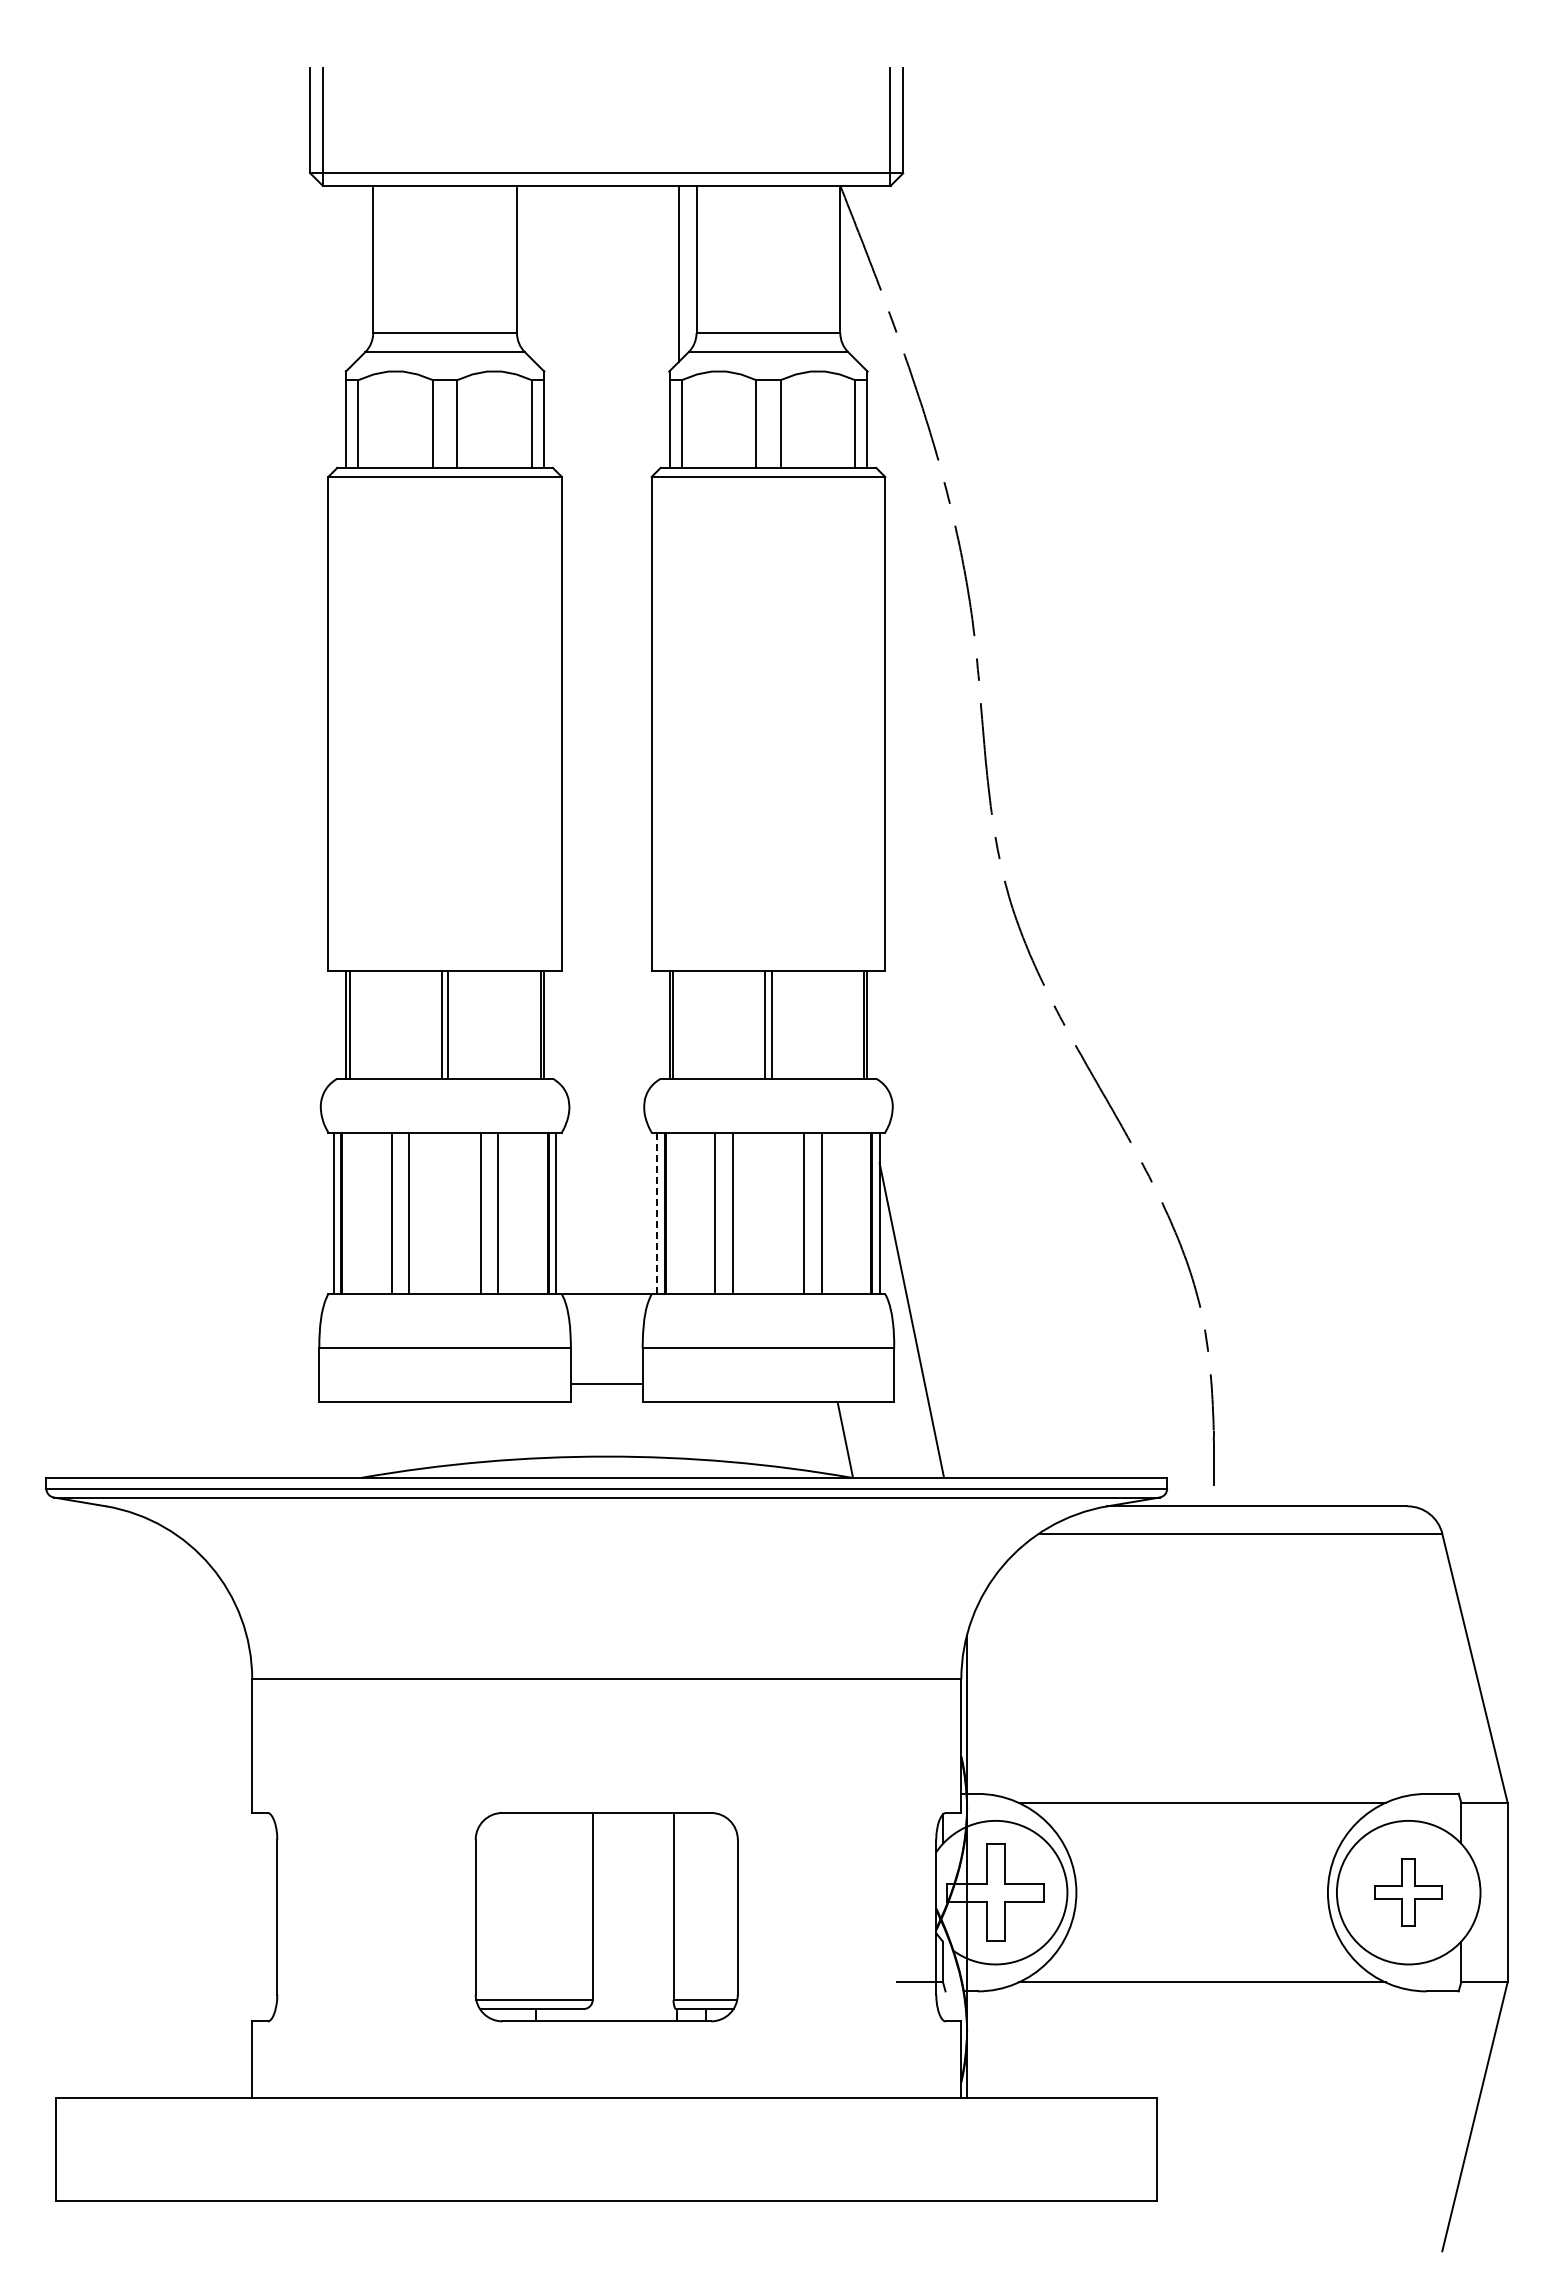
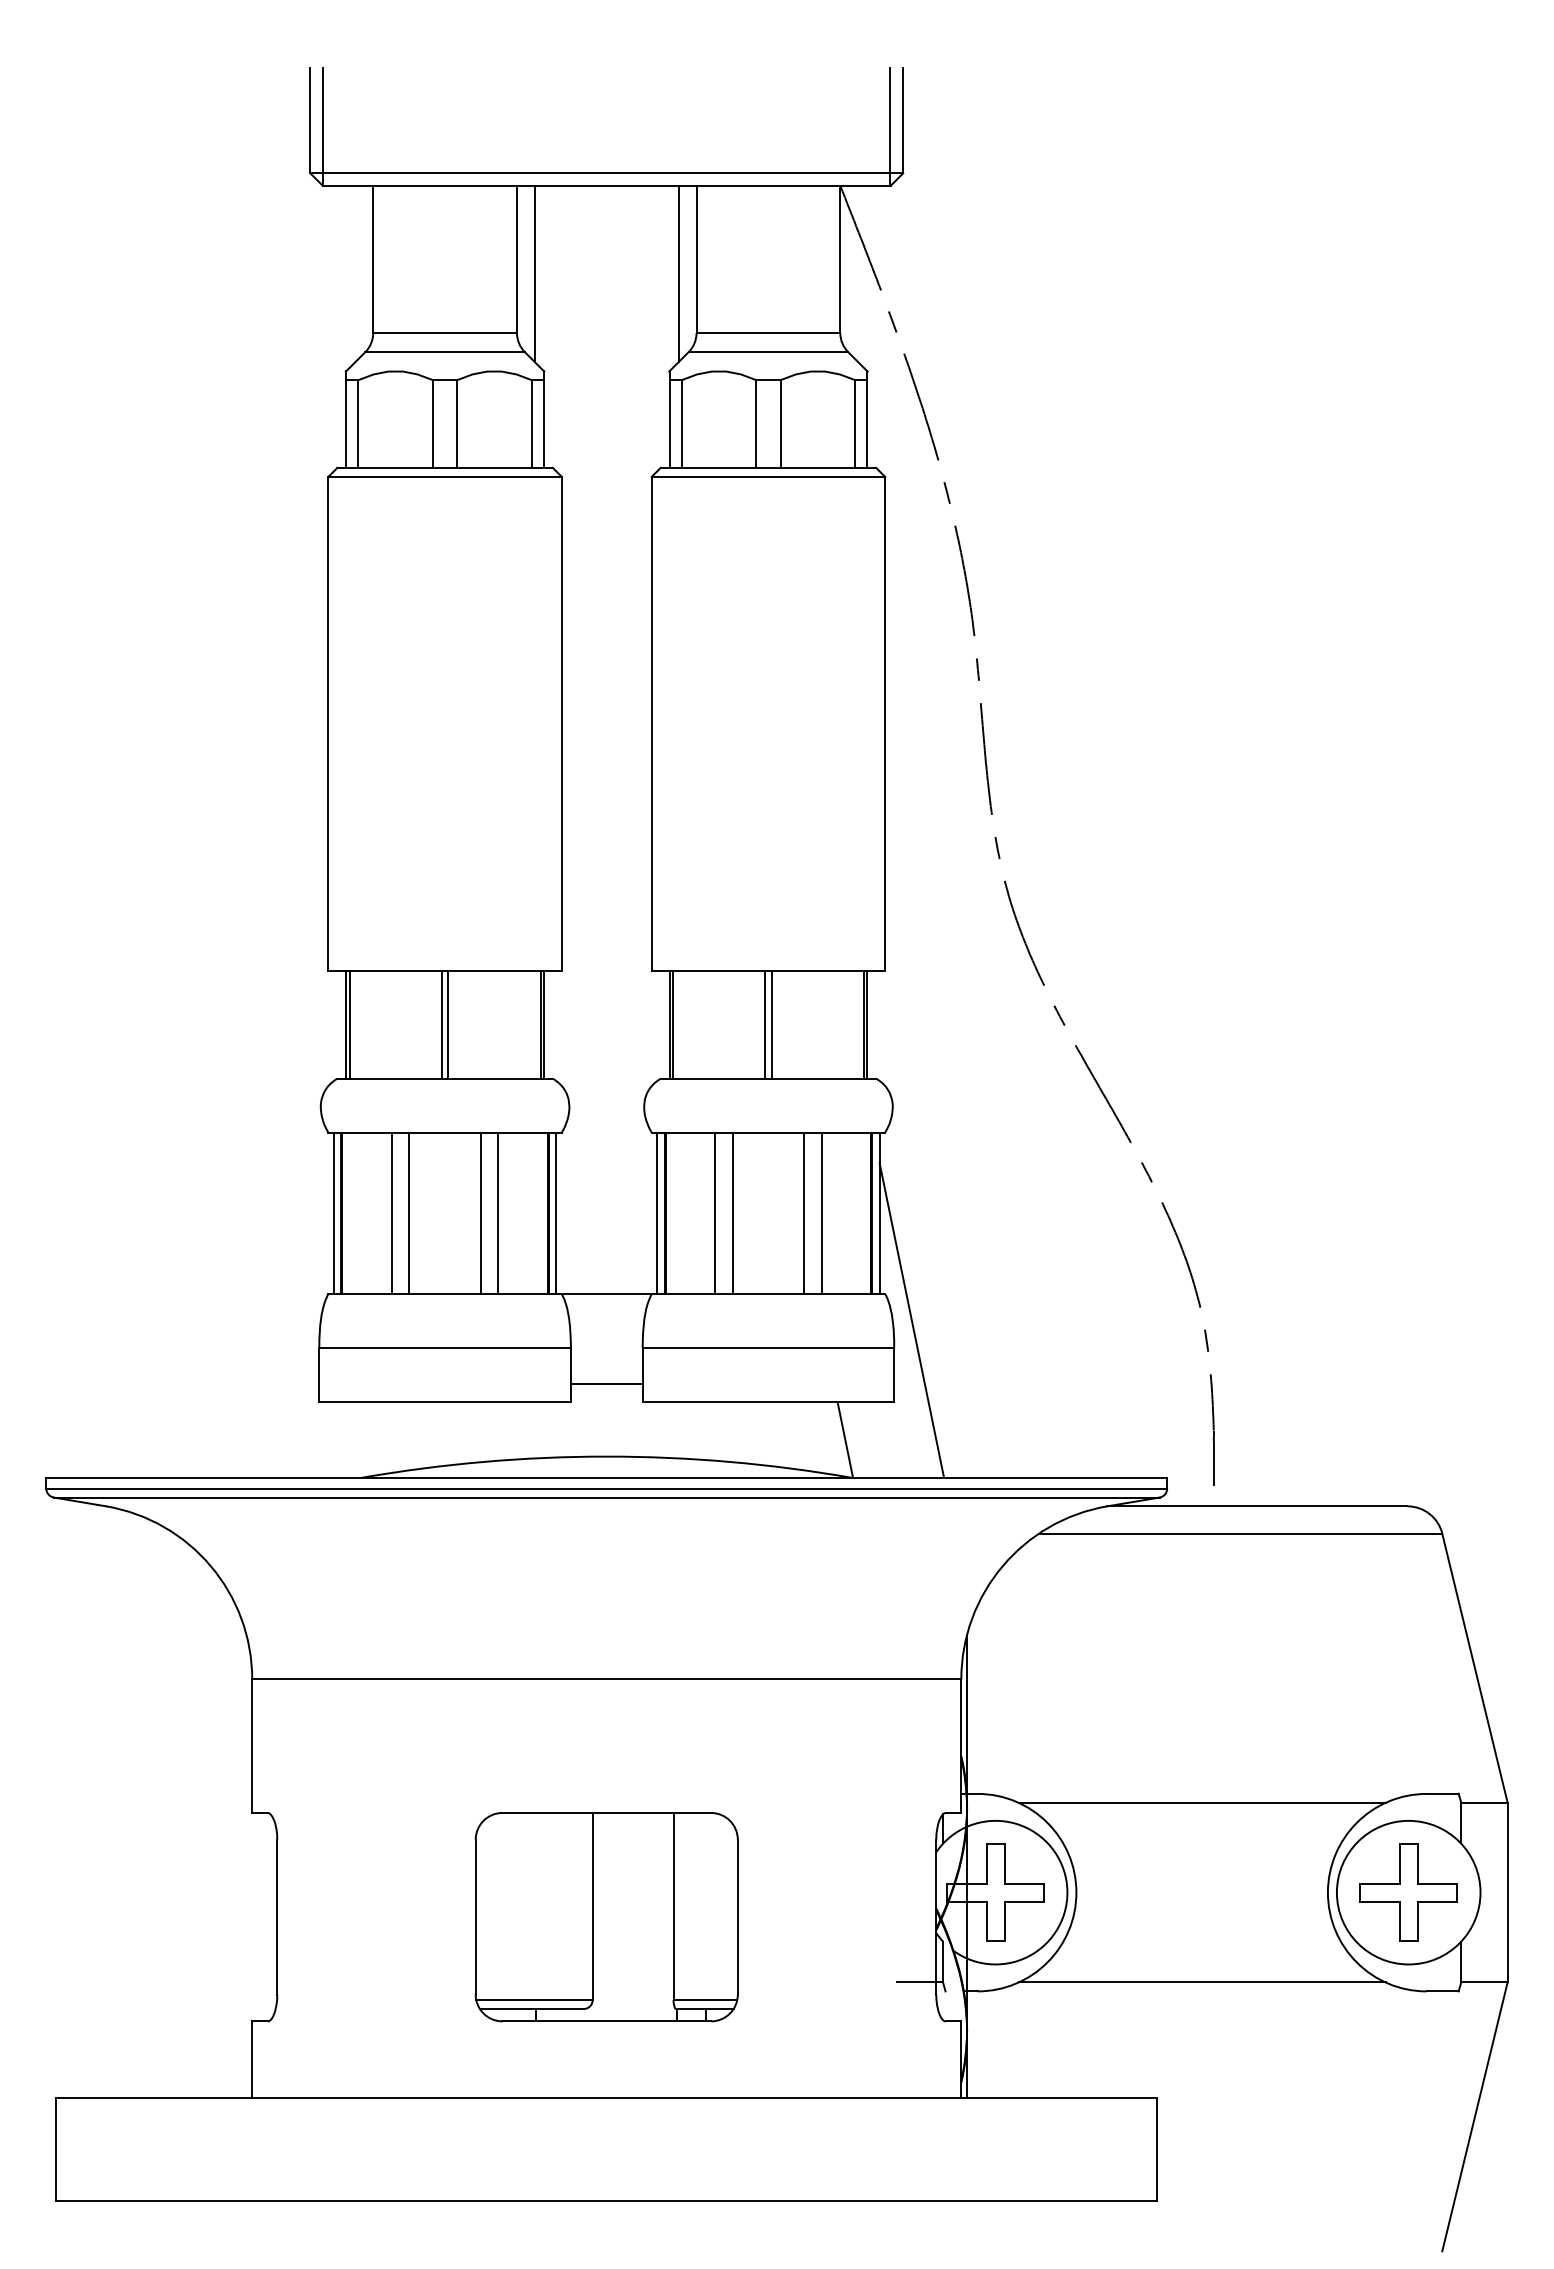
line: none -> present (534, 273)
line: dashed -> solid (657, 1213)
part size: 69x69 px -> 99x99 px (1408, 1892)
